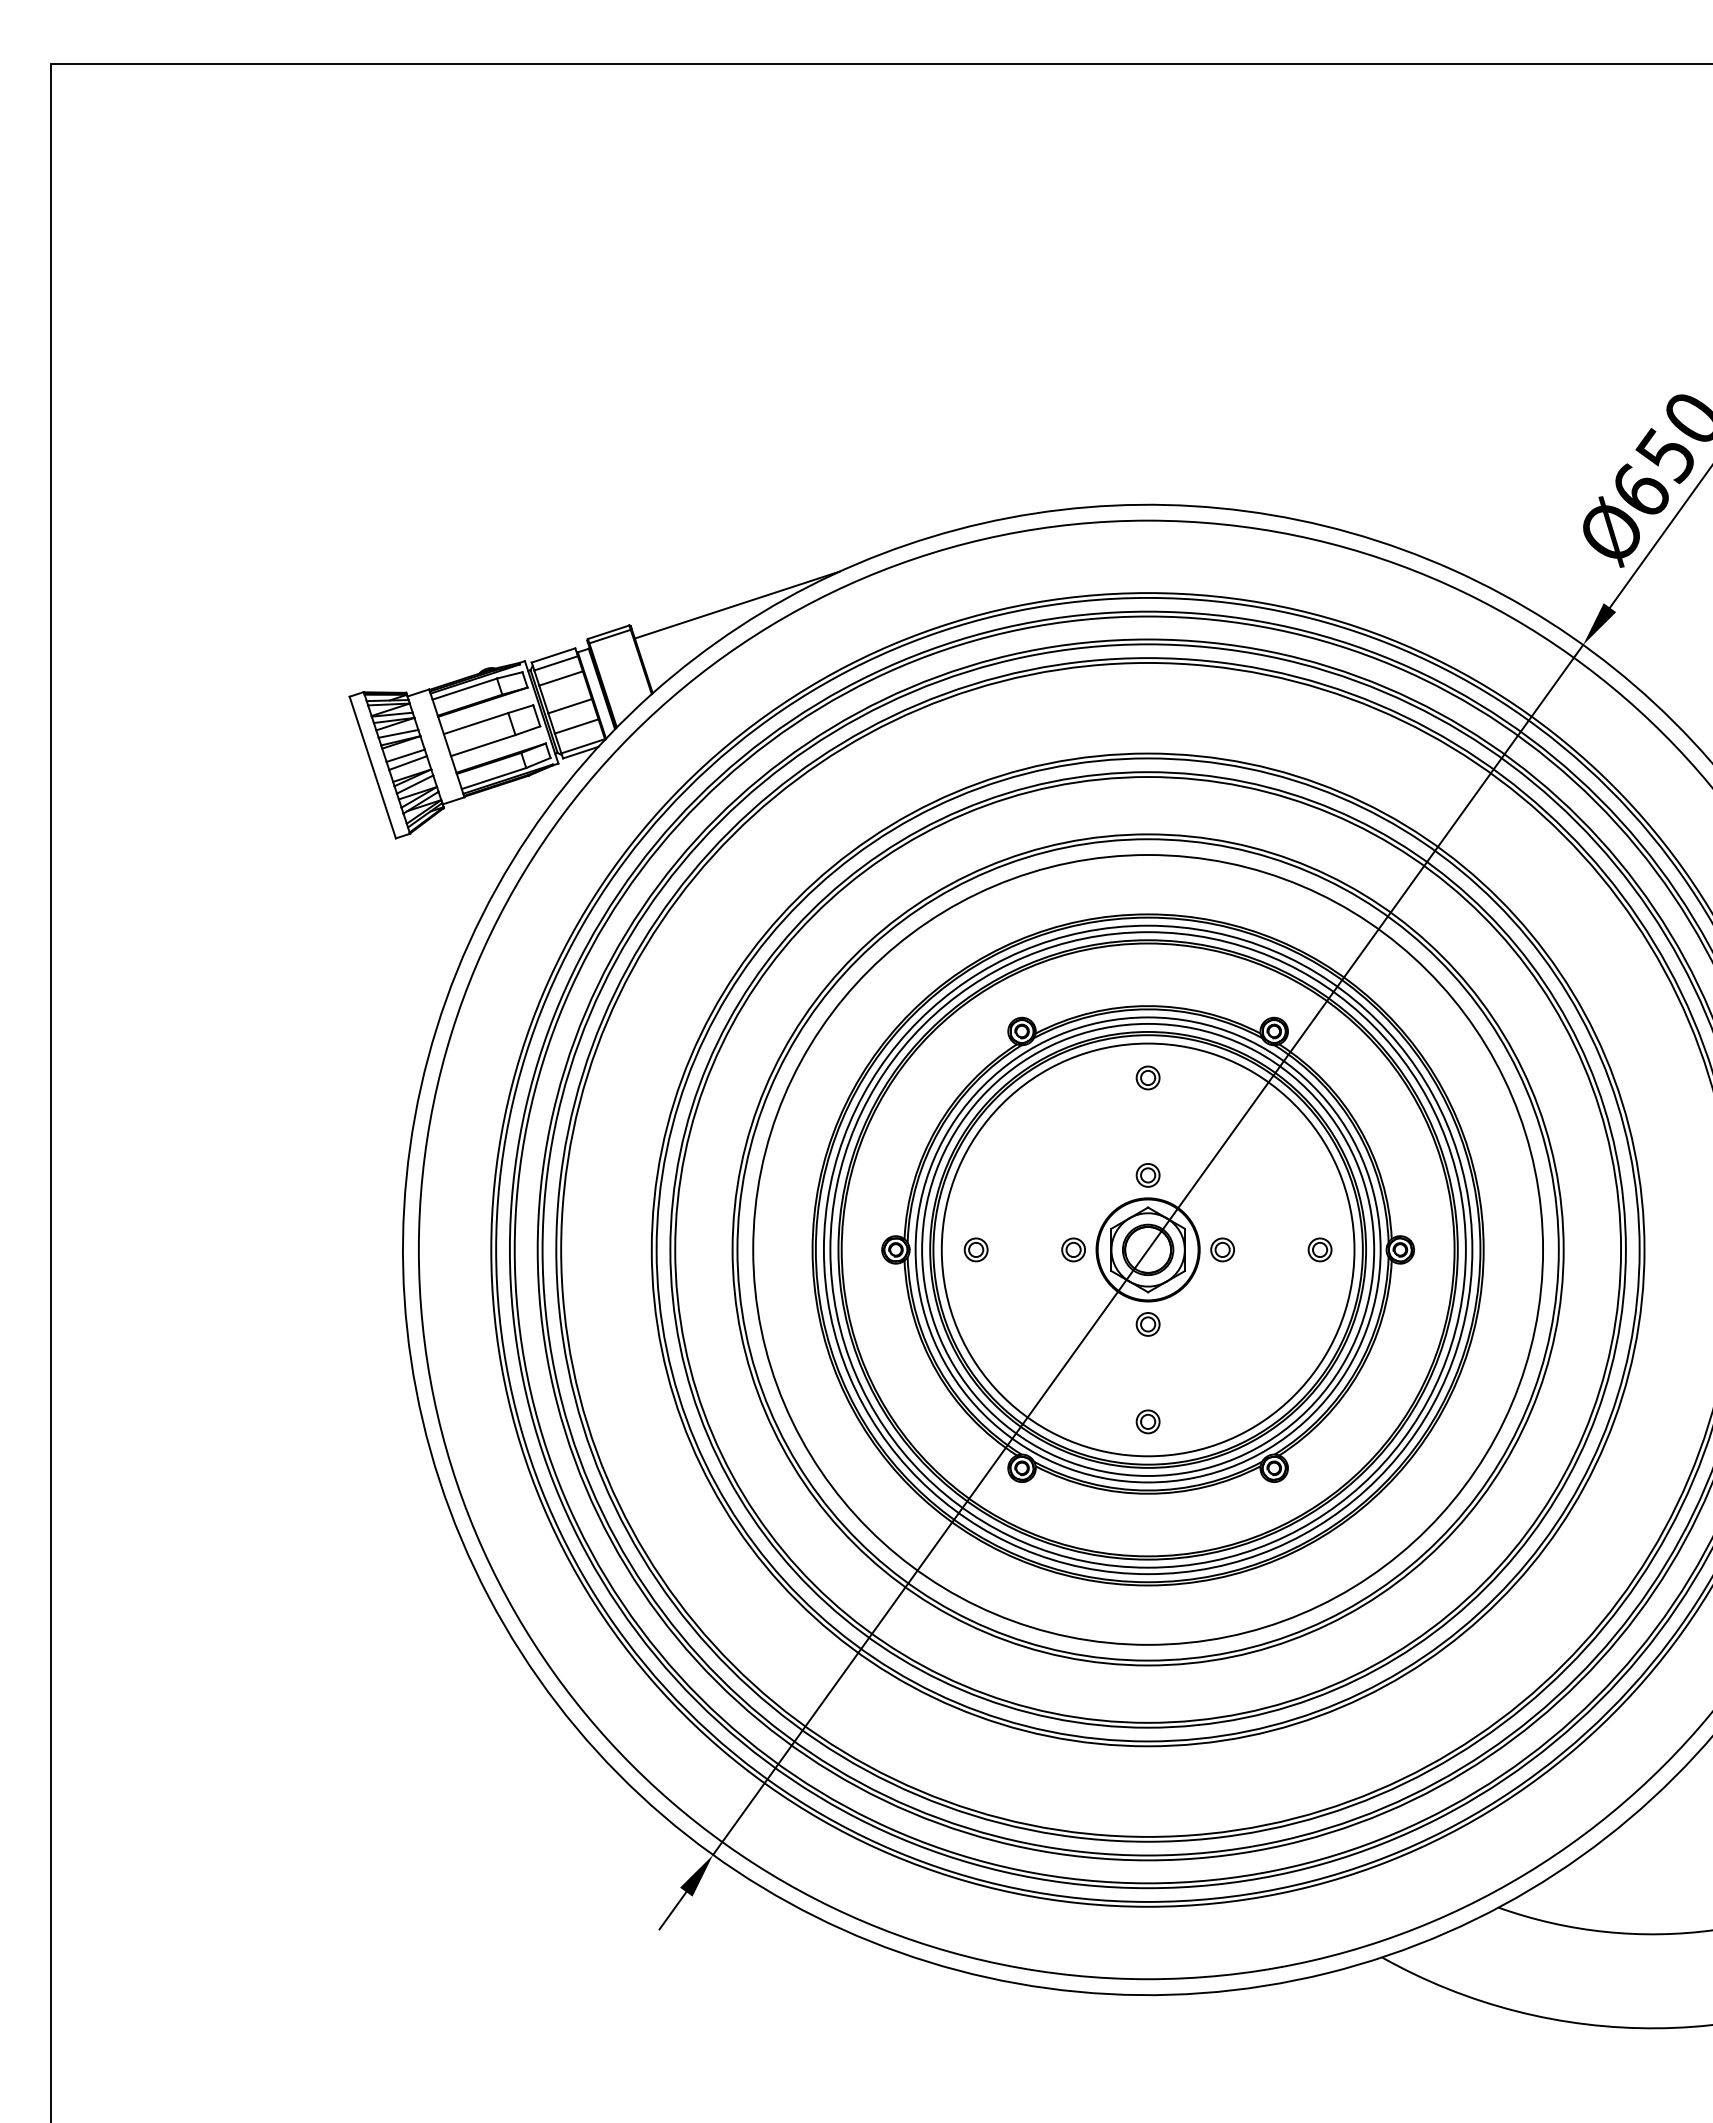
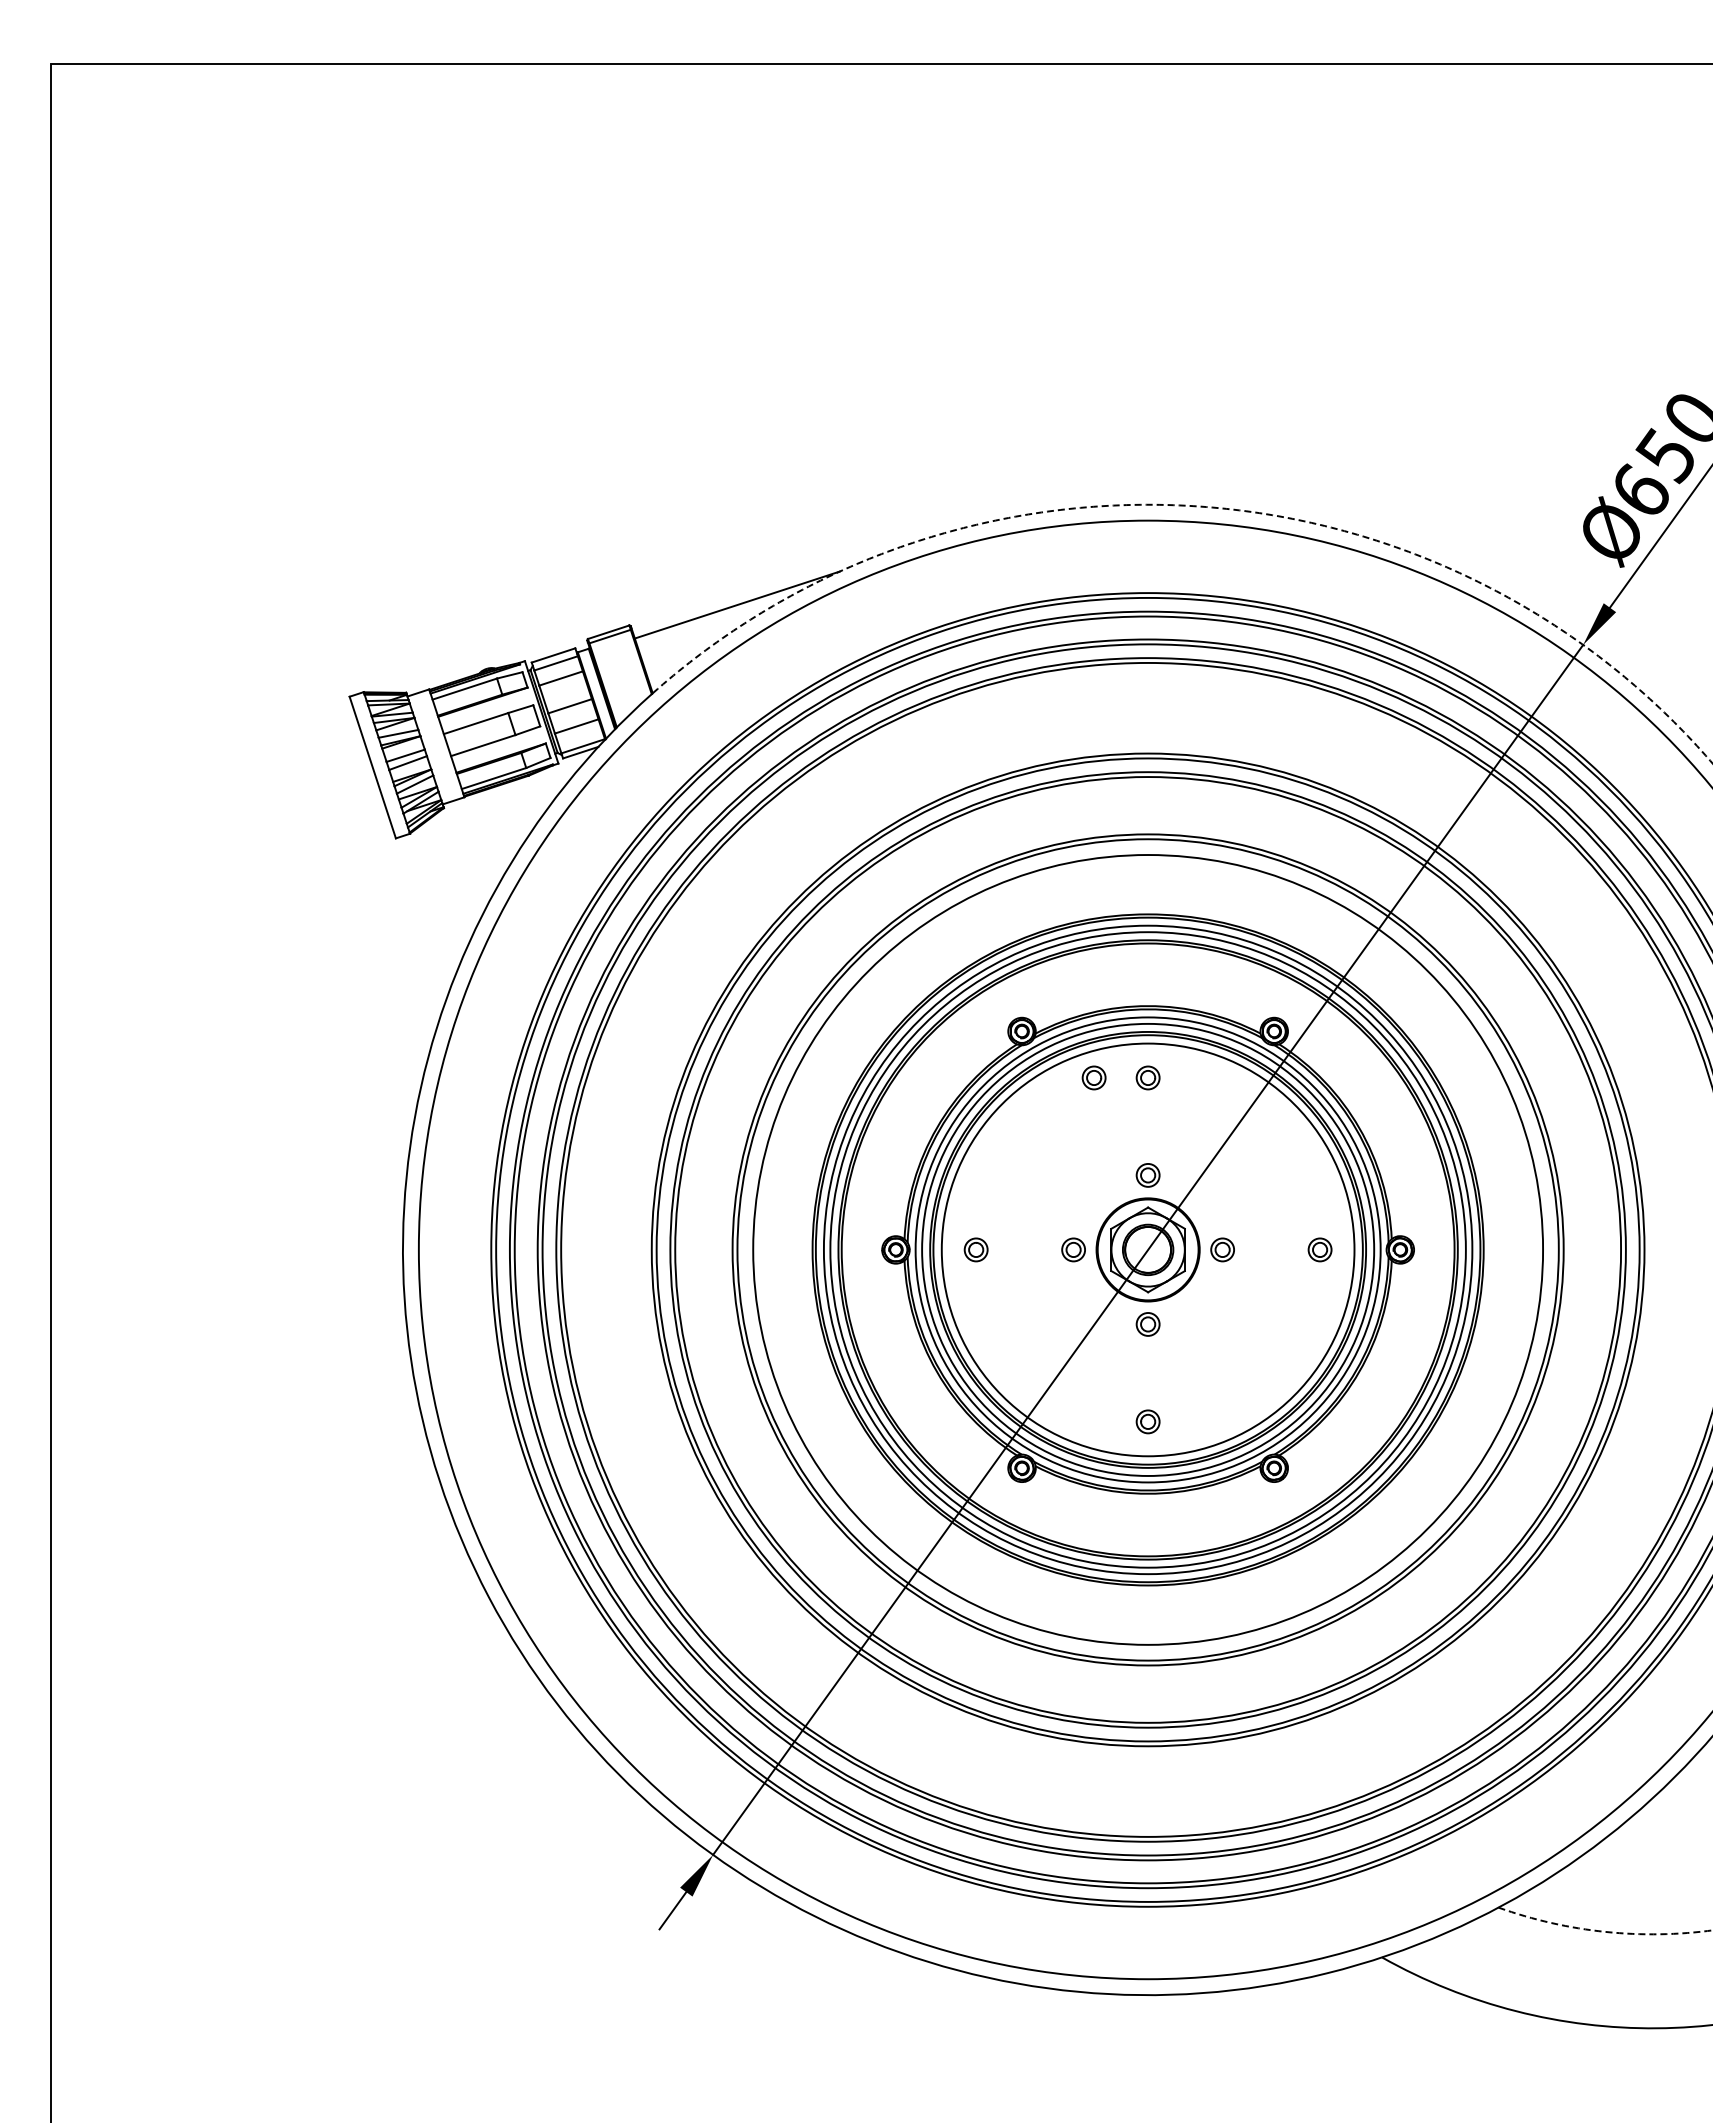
arc: solid -> dashed (1196, 506)
part: none -> present (1093, 1077)
arc: solid -> dashed (1605, 1931)
